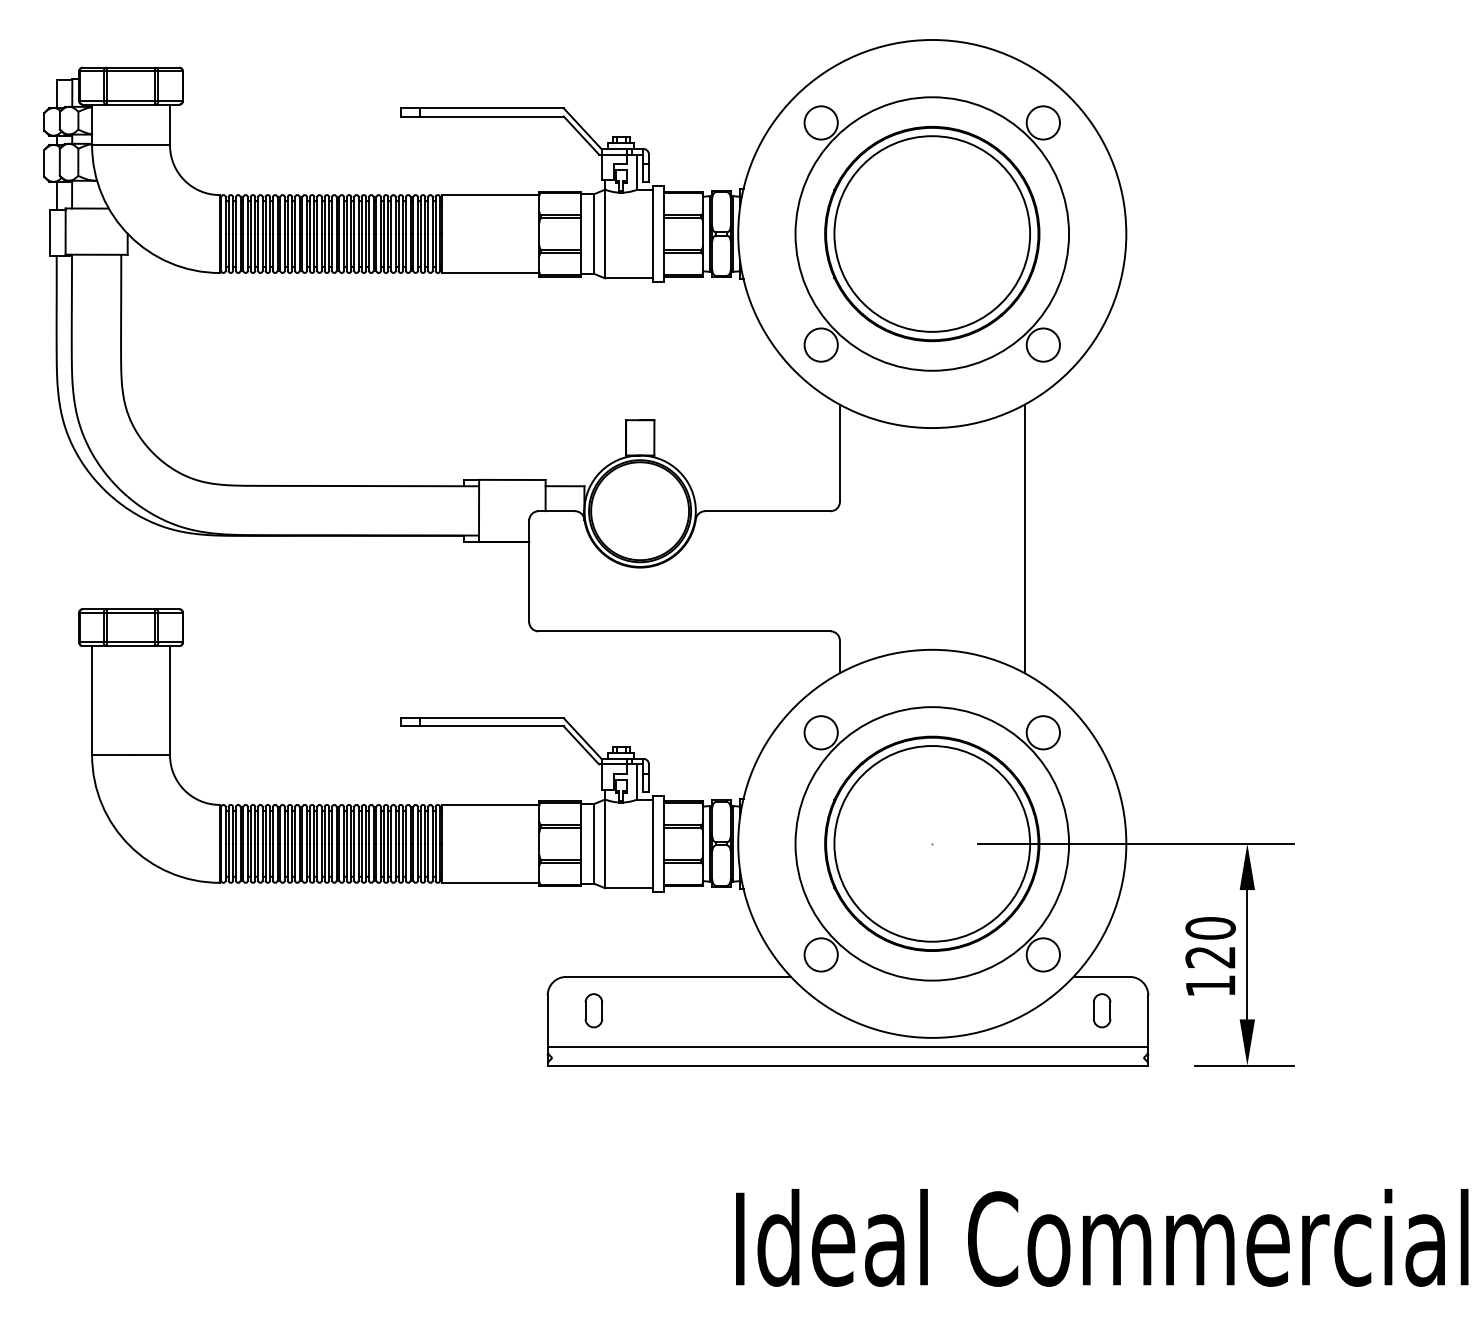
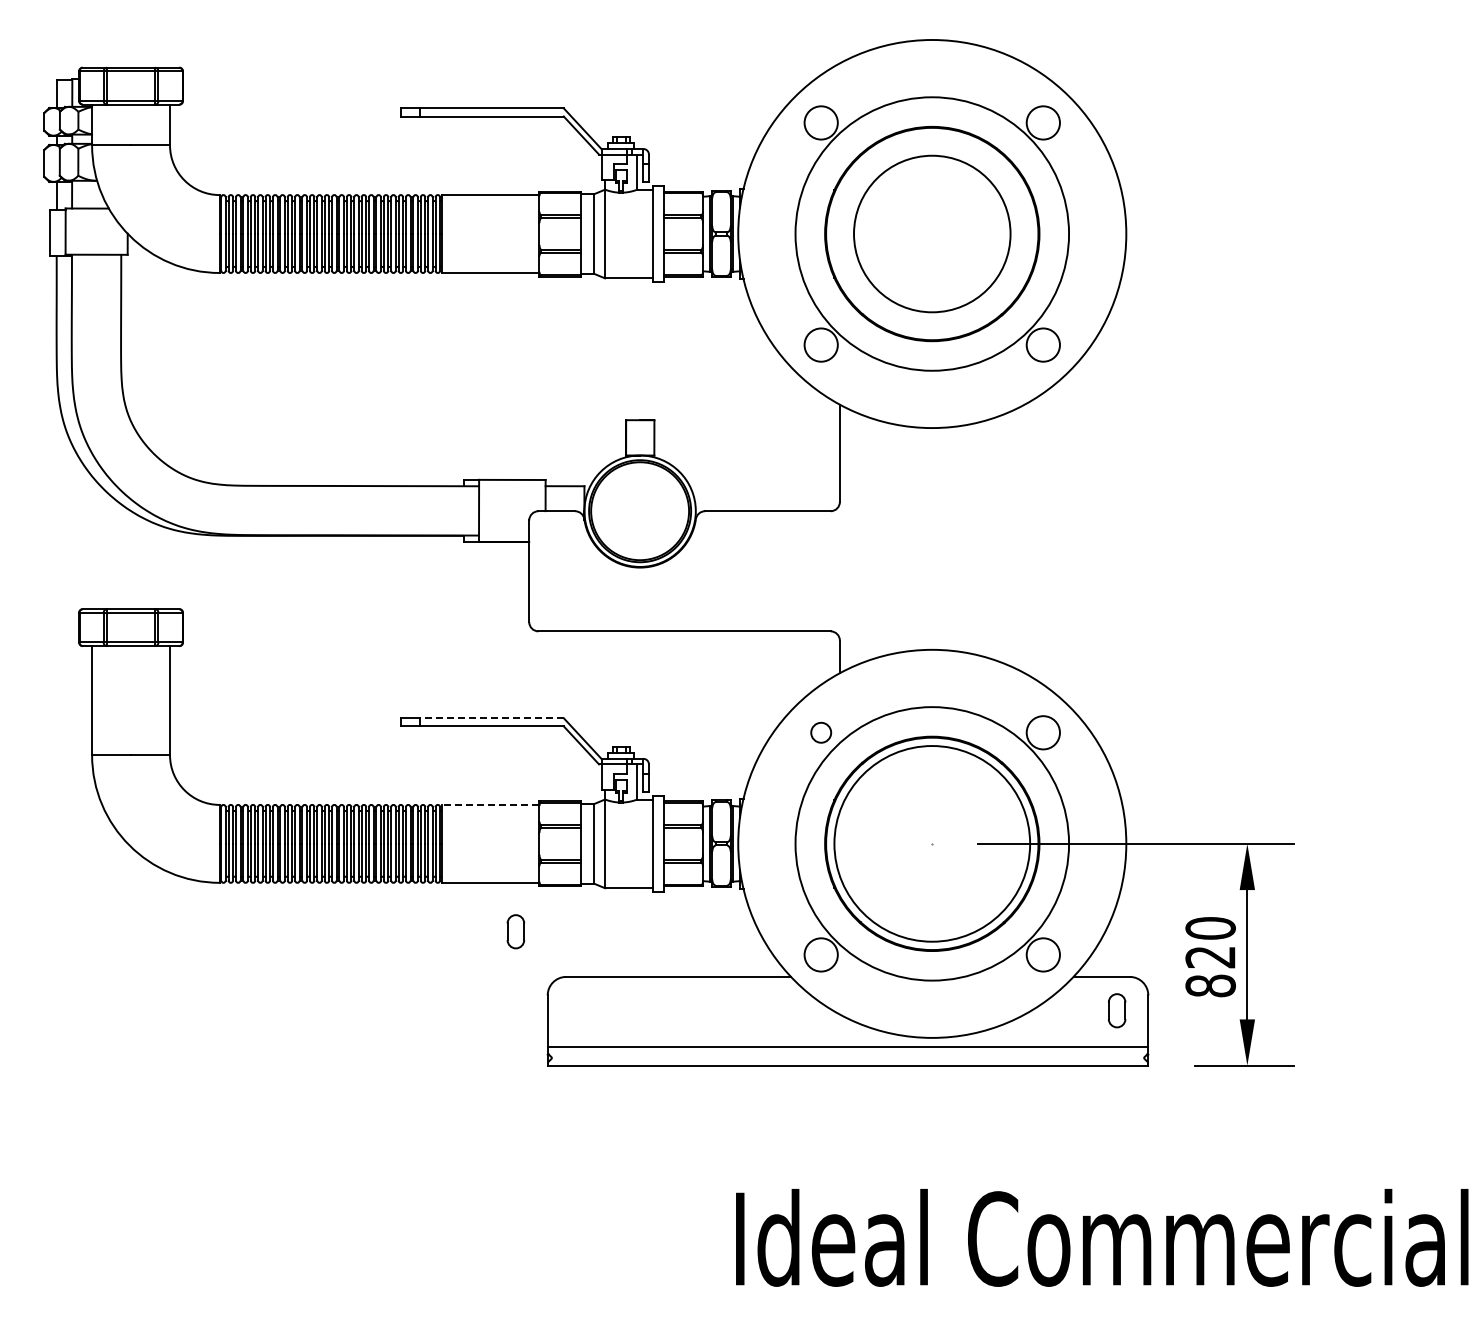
circle diameter: 196 px -> 157 px (932, 233)
line: present -> none (1024, 538)
line: solid -> dashed (491, 718)
circle diameter: 33 px -> 20 px (821, 732)
line: solid -> dashed (490, 804)
text: 120 -> 820 (1210, 985)
part position: (593, 1010) -> (515, 931) (515, 931)
part position: (1102, 1010) -> (1117, 1010) (1117, 1010)
